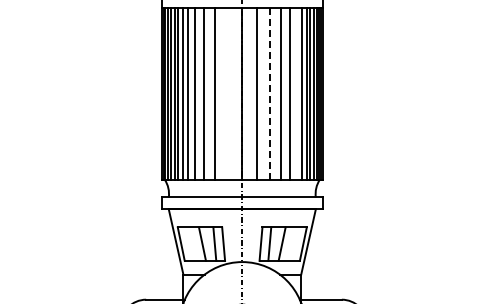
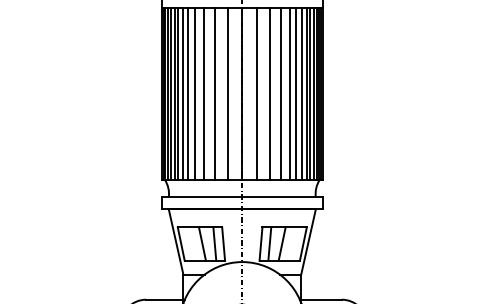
line: none -> present (227, 93)
line: dashed -> solid (269, 93)
line: none -> present (296, 93)
